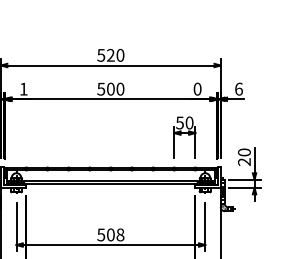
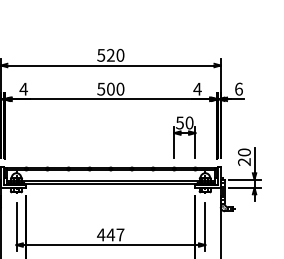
text: 1 -> 4 (23, 88)
text: 0 -> 4 (197, 88)
text: 508 -> 447 (110, 234)
